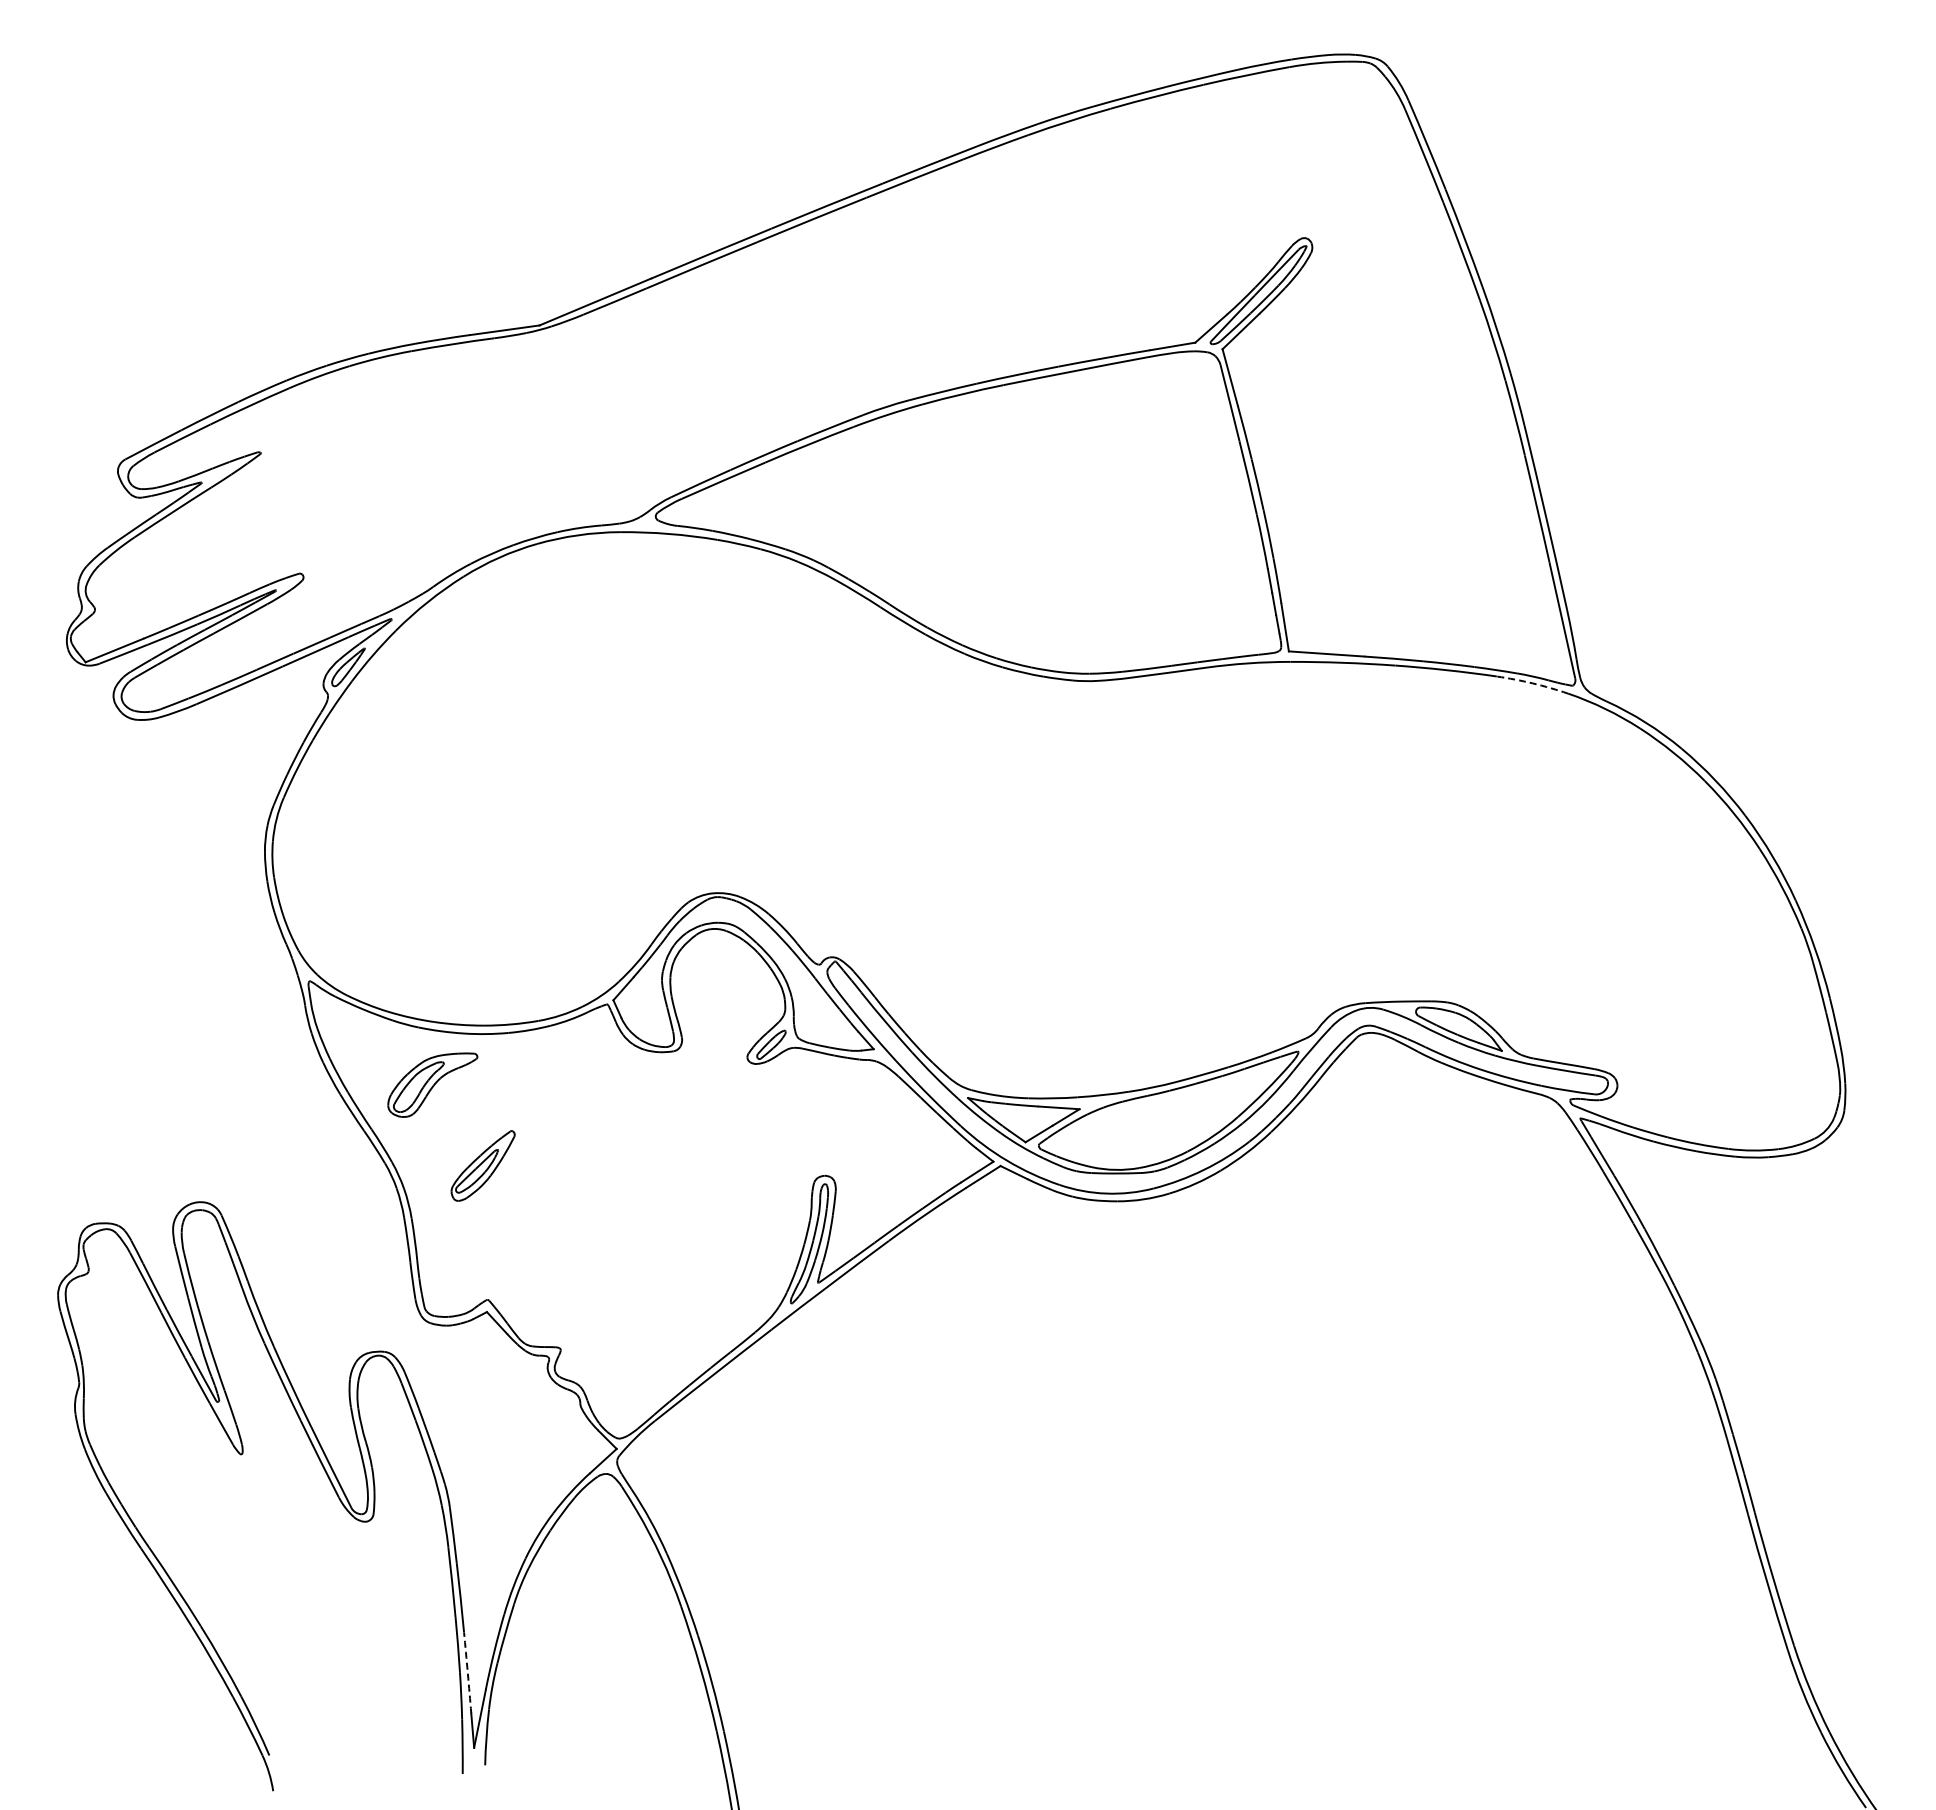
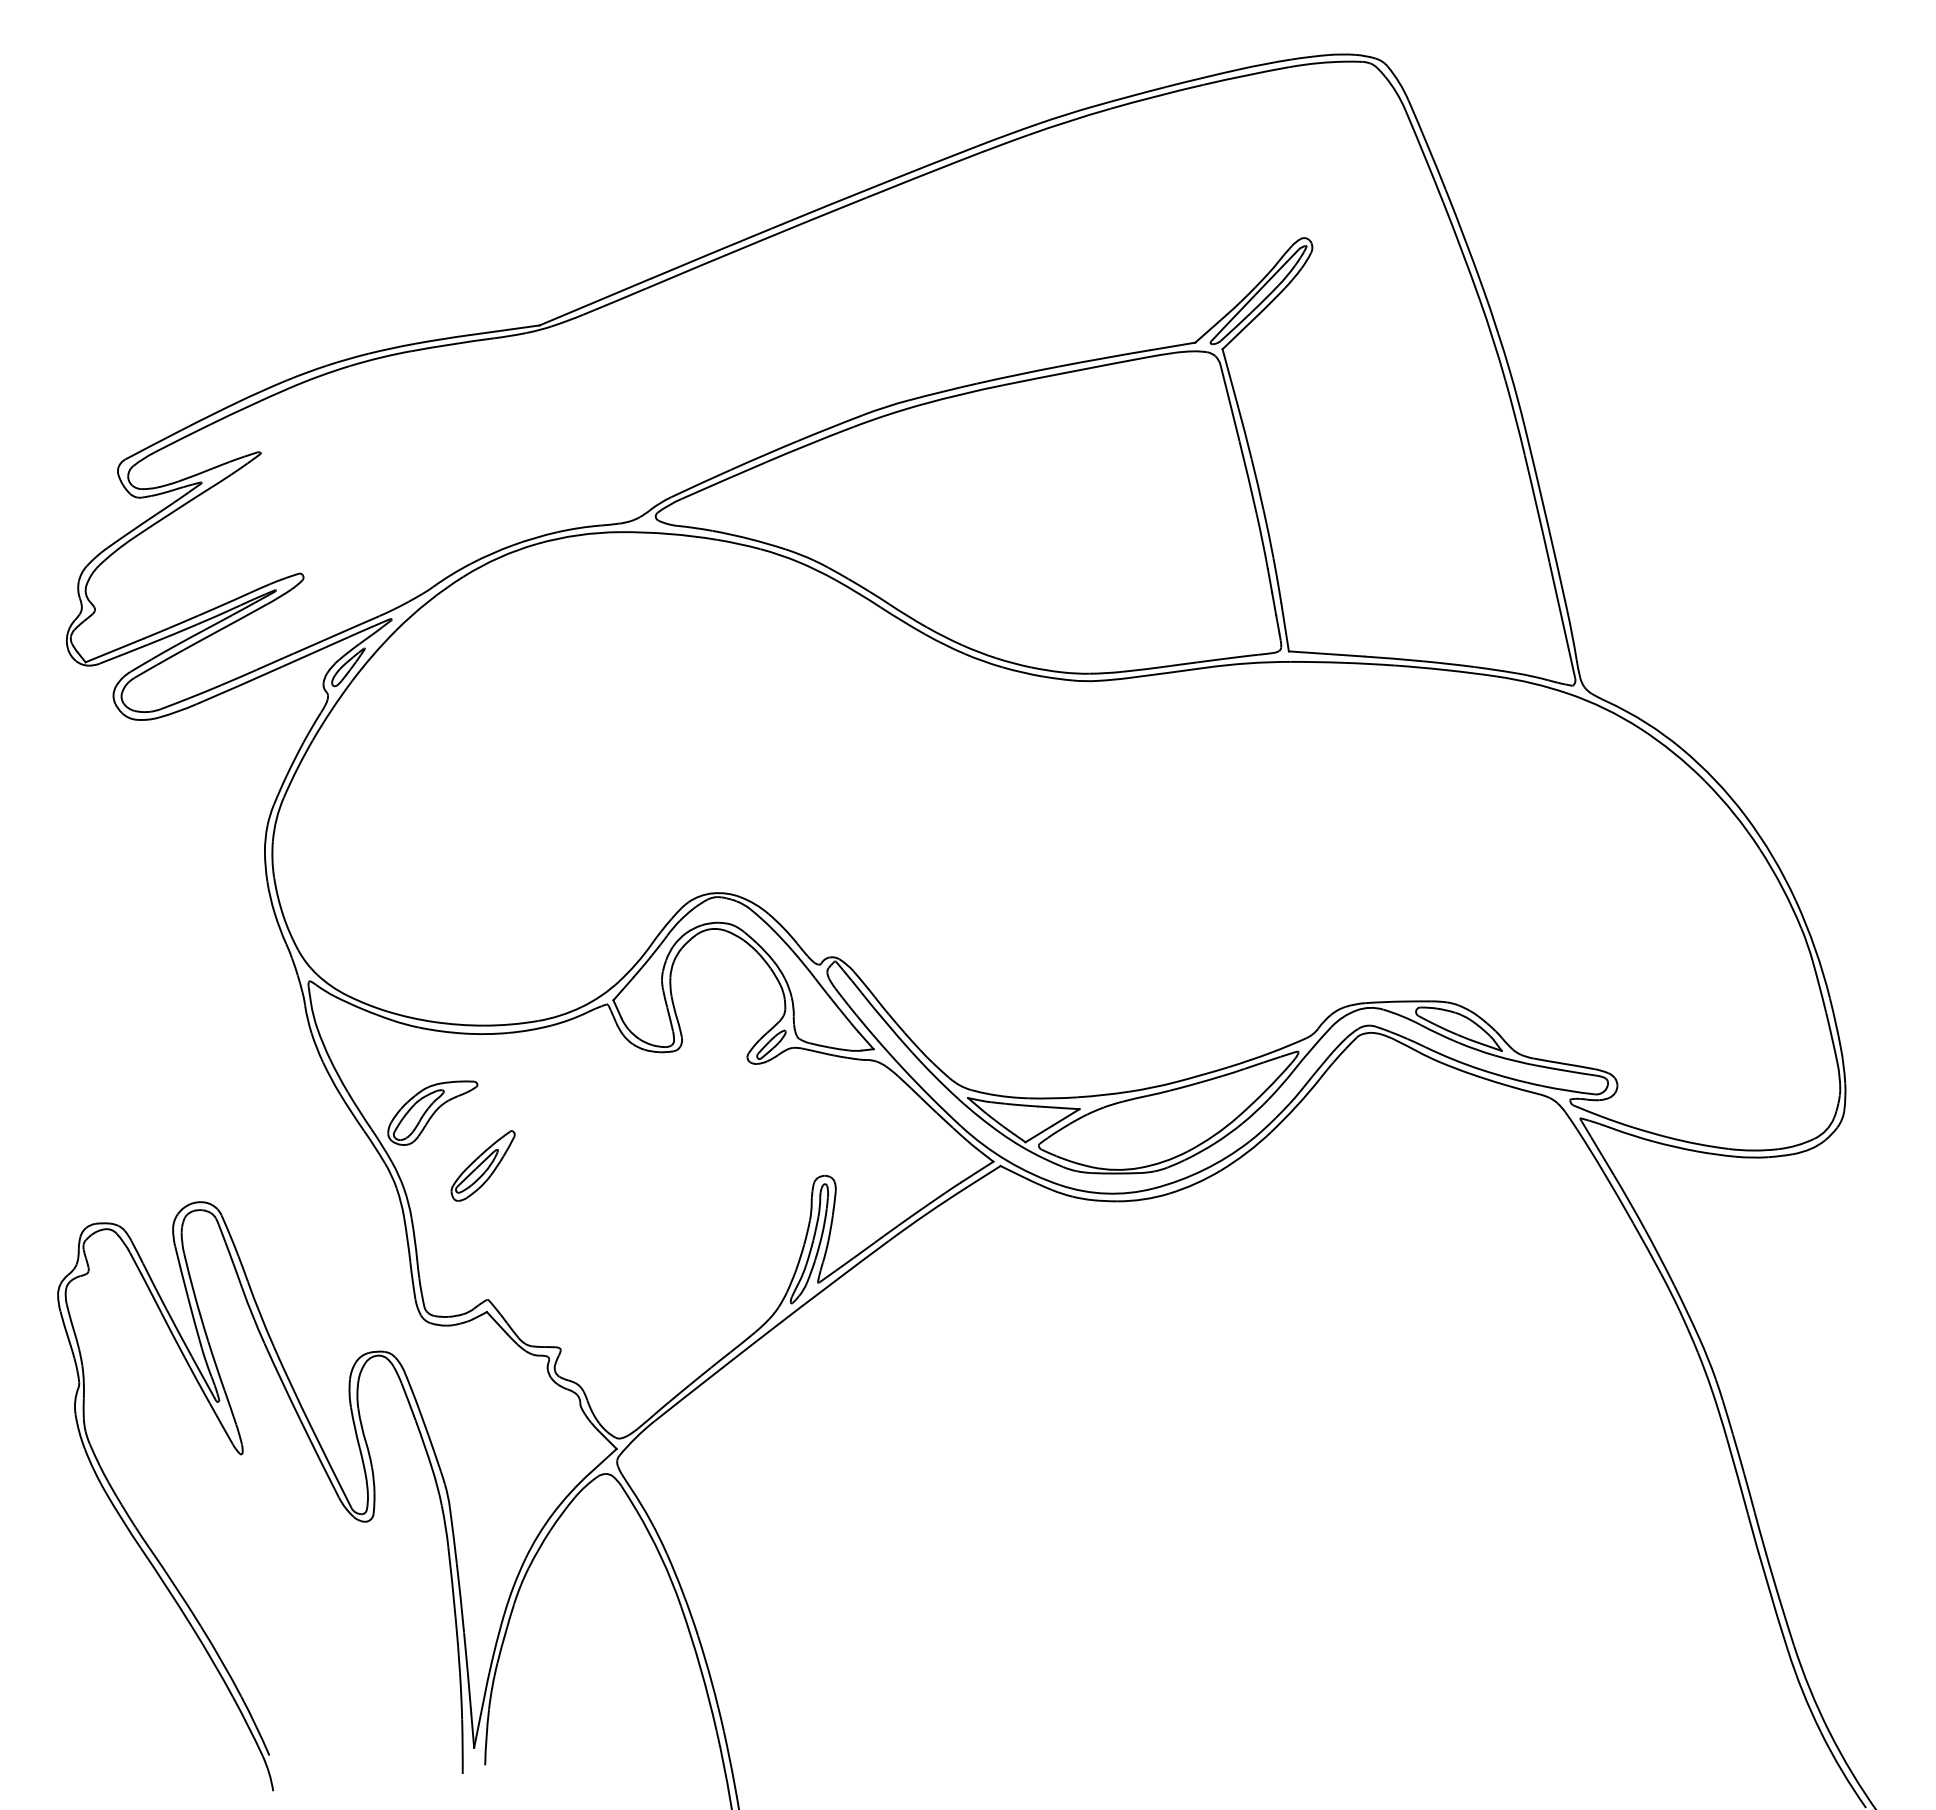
arc: dashed -> solid (1532, 683)
part position: (432, 1084) -> (432, 1112) (432, 1112)
arc: dashed -> solid (467, 1673)
